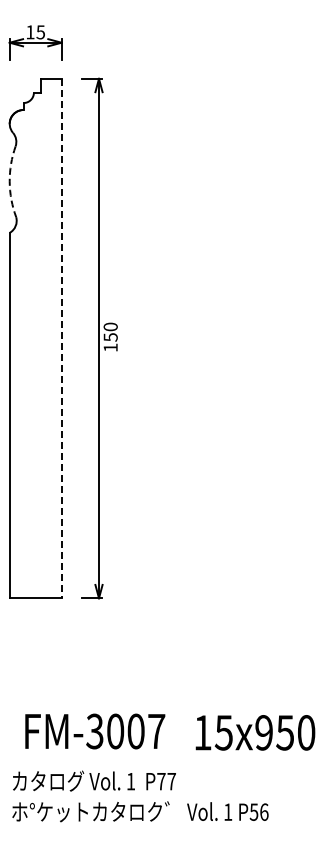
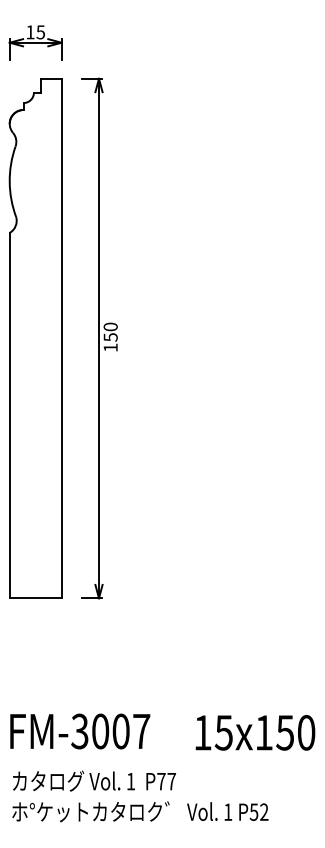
arc: dashed -> solid (9, 181)
line: dashed -> solid (61, 338)
text position: (95, 731) -> (80, 731) (80, 731)
text: 15x950 -> 15x150 (263, 732)
text: P56 -> P52 (264, 811)
